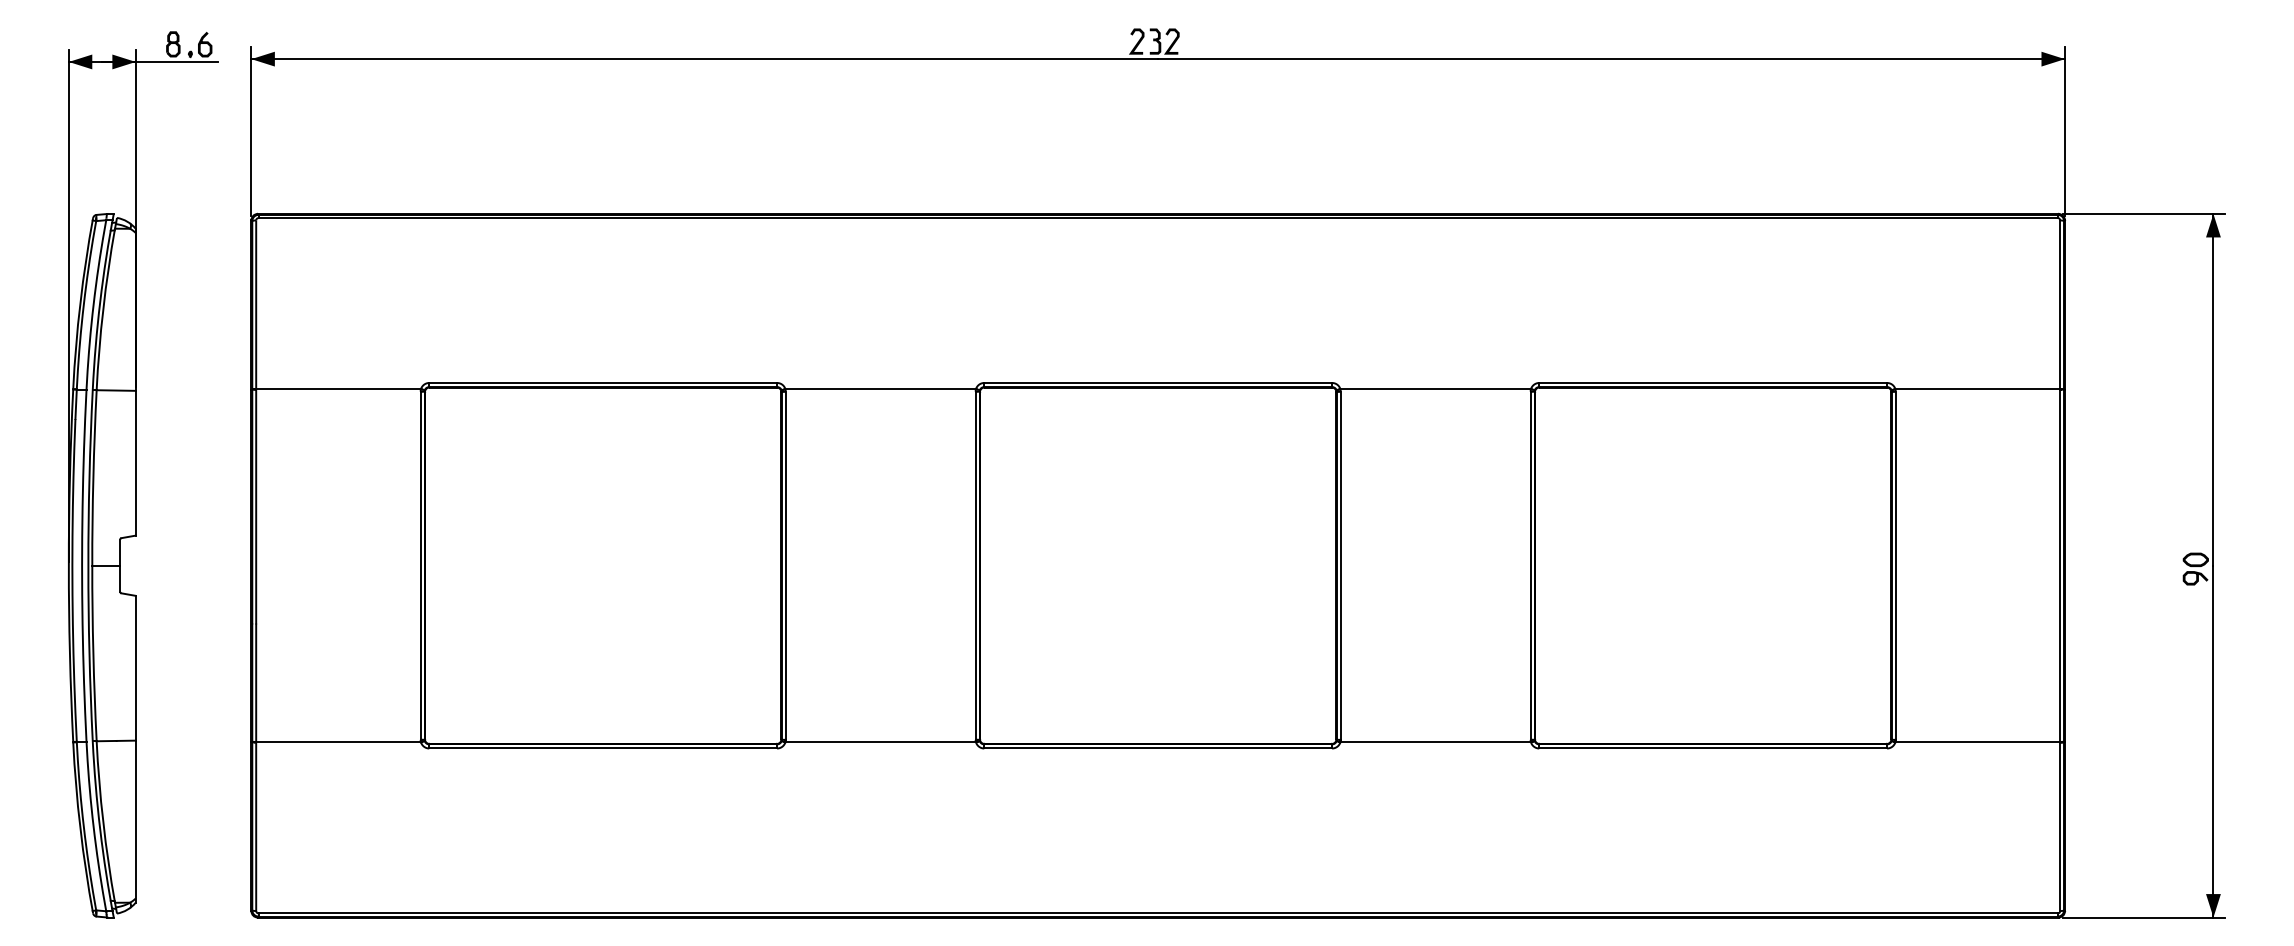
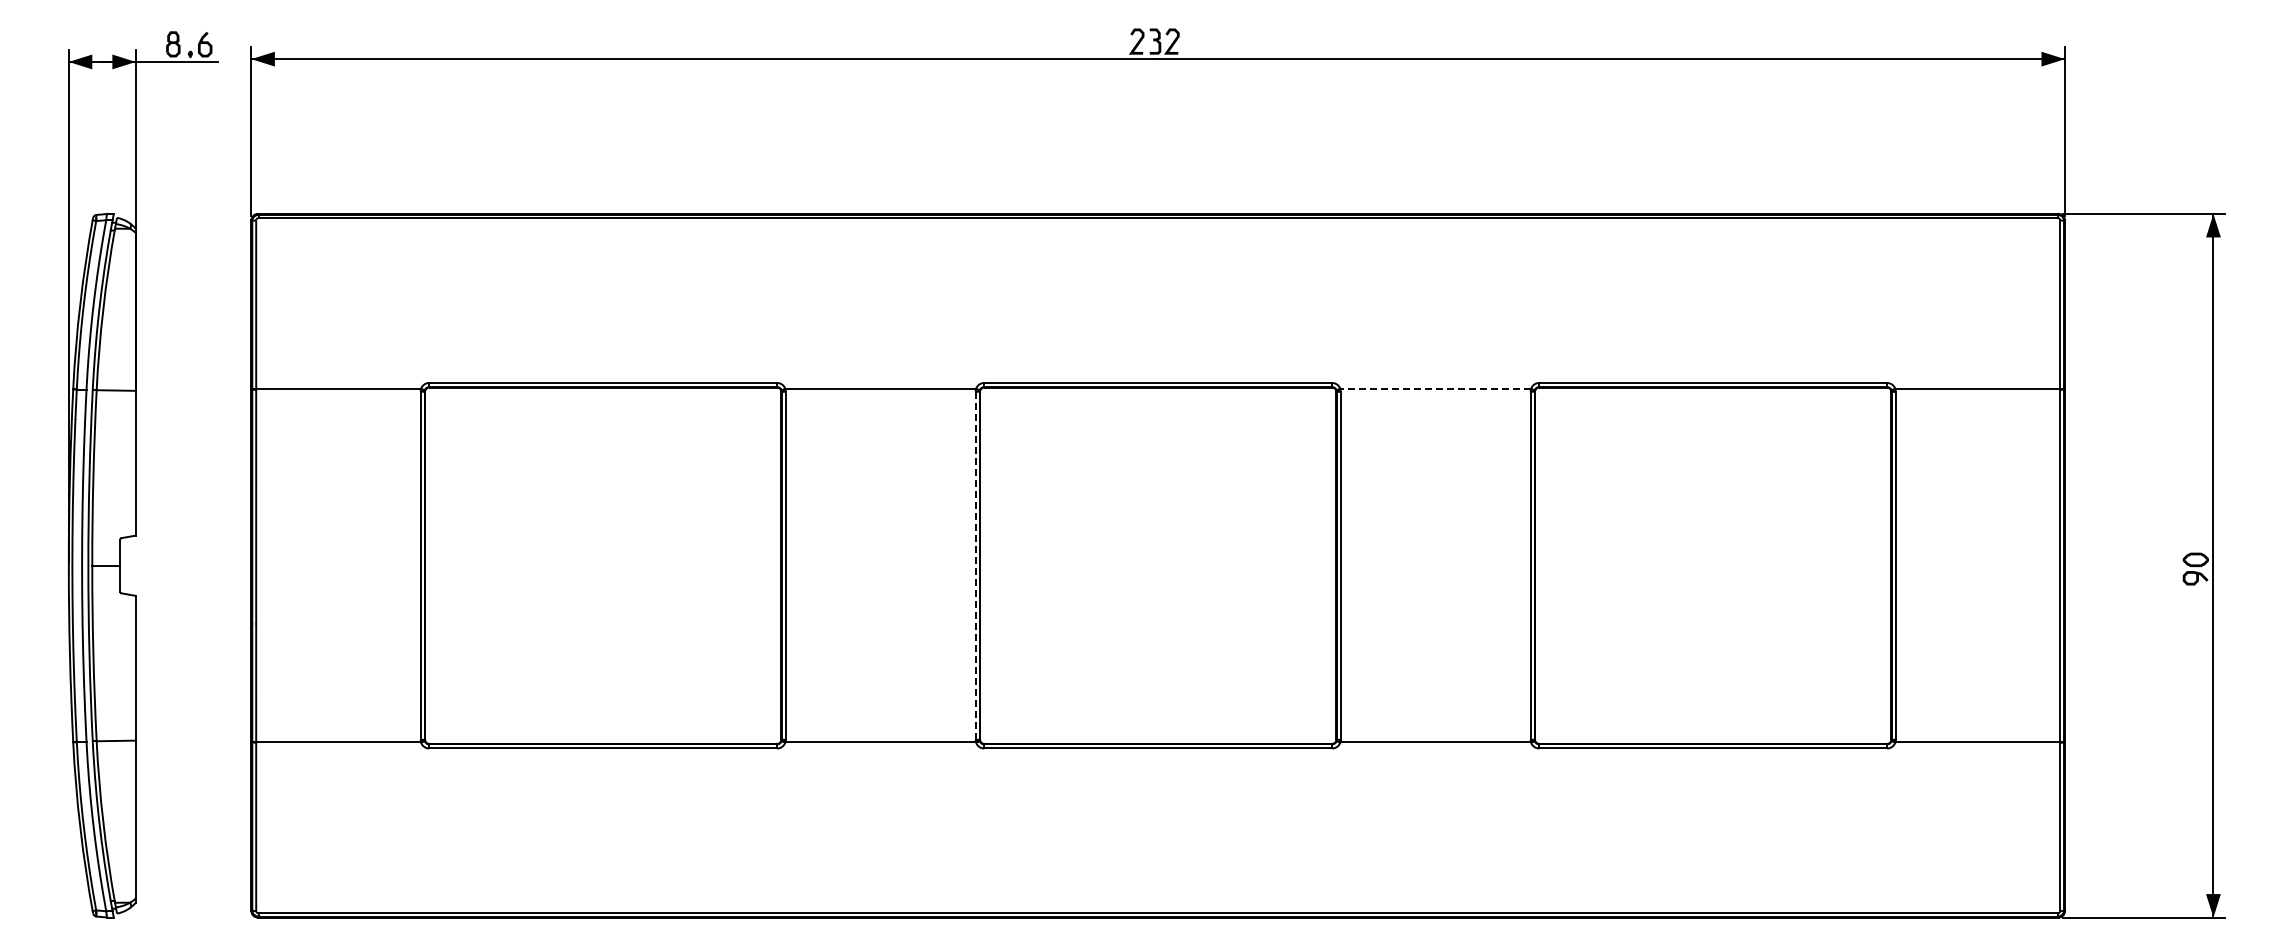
line: solid -> dashed (1435, 389)
line: solid -> dashed (975, 565)
